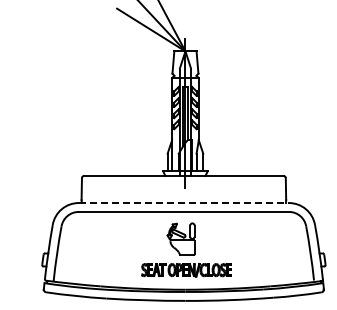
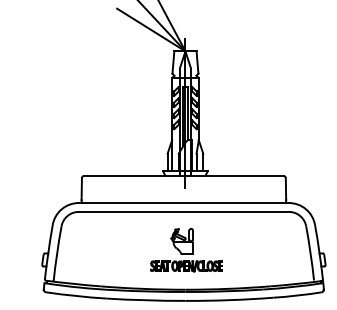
line: dashed -> solid (183, 203)
part size: 91x56 px -> 73x45 px (186, 250)
